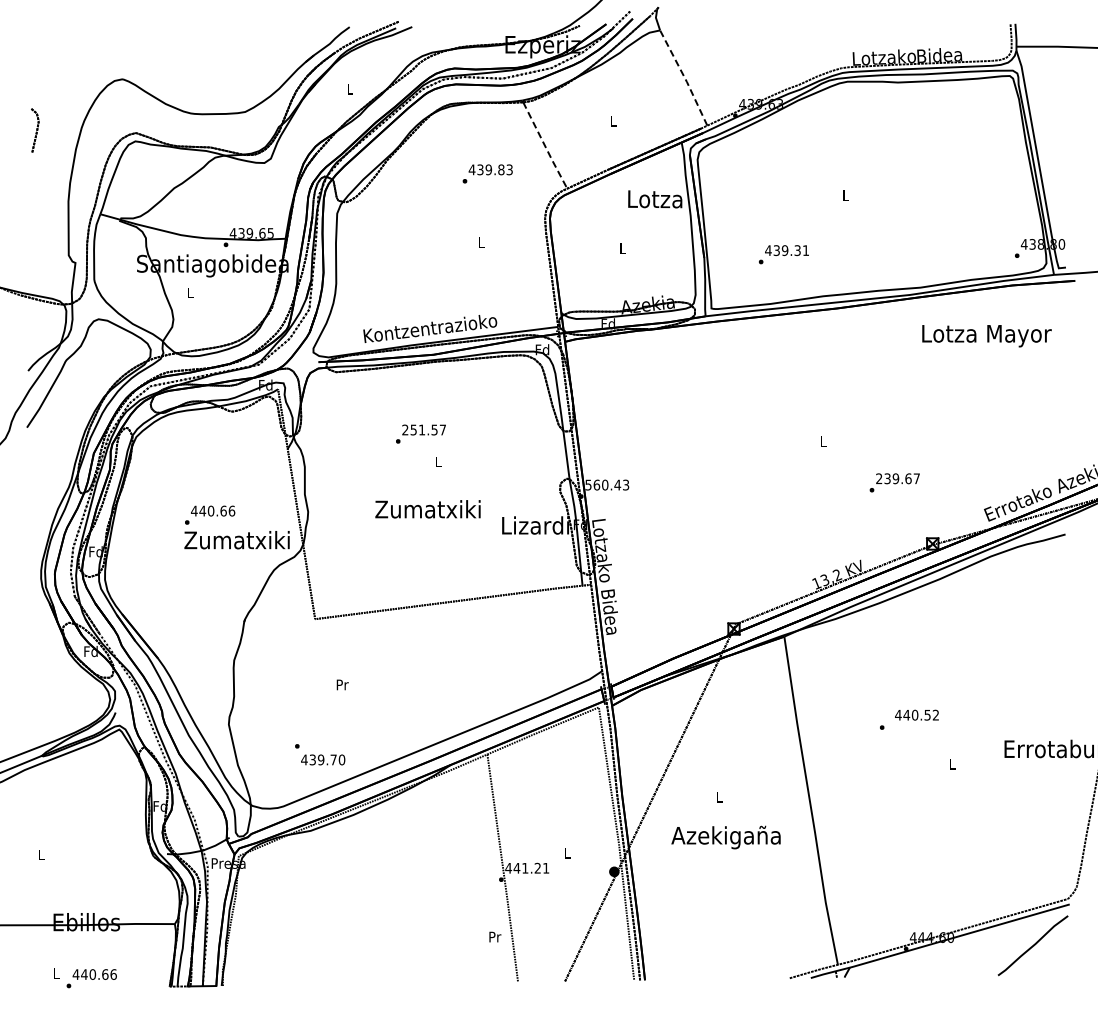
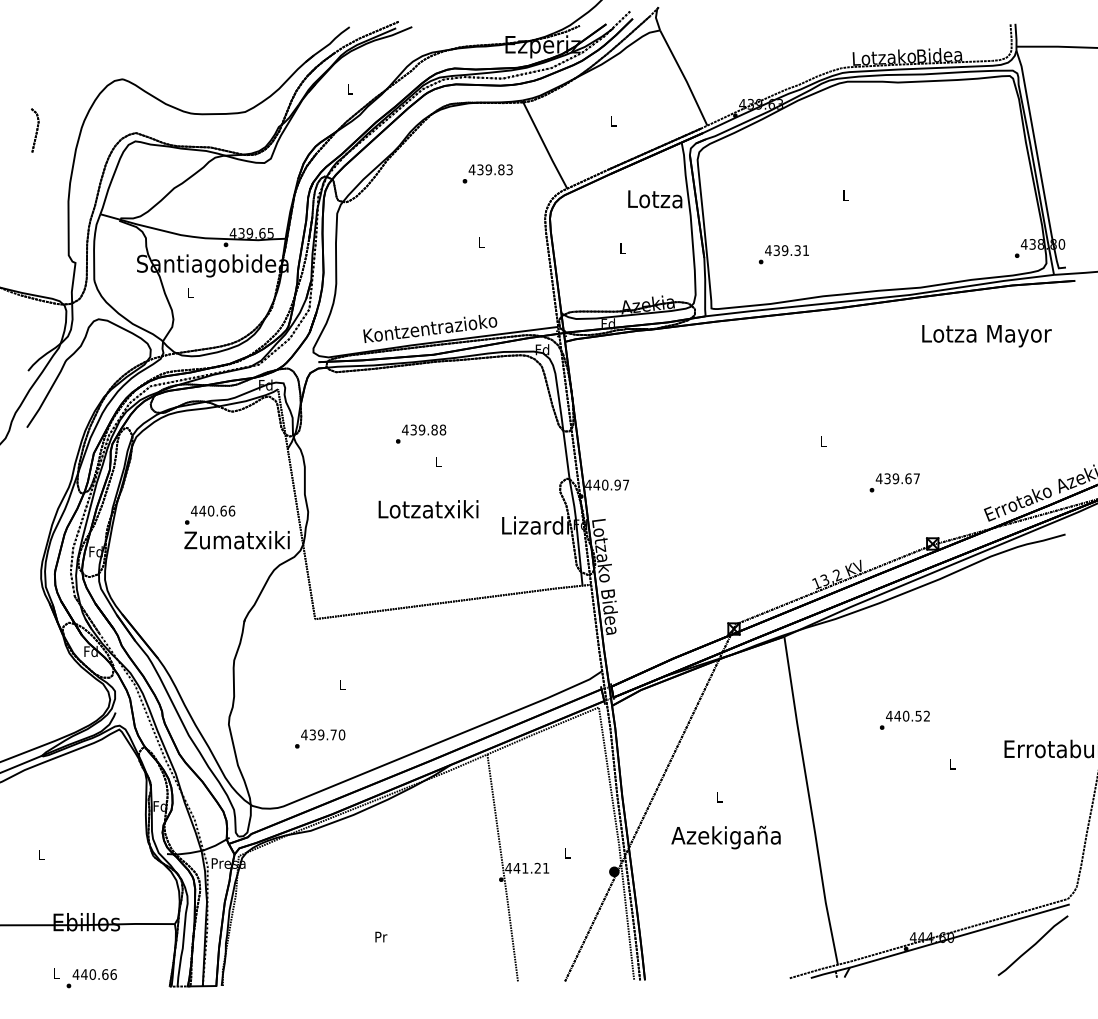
line: dashed -> solid (684, 77)
line: dashed -> solid (545, 146)
text: 251.57 -> 439.88 (424, 429)
text: 239.67 -> 439.67 (878, 478)
text: 560.43 -> 440.97 (607, 484)
text: Zumatxiki -> Lotzatxiki (427, 509)
text: Pr -> L (342, 684)
text position: (916, 714) -> (907, 715) (907, 715)
text position: (323, 759) -> (323, 734) (323, 734)
text position: (495, 936) -> (381, 936) (381, 936)
